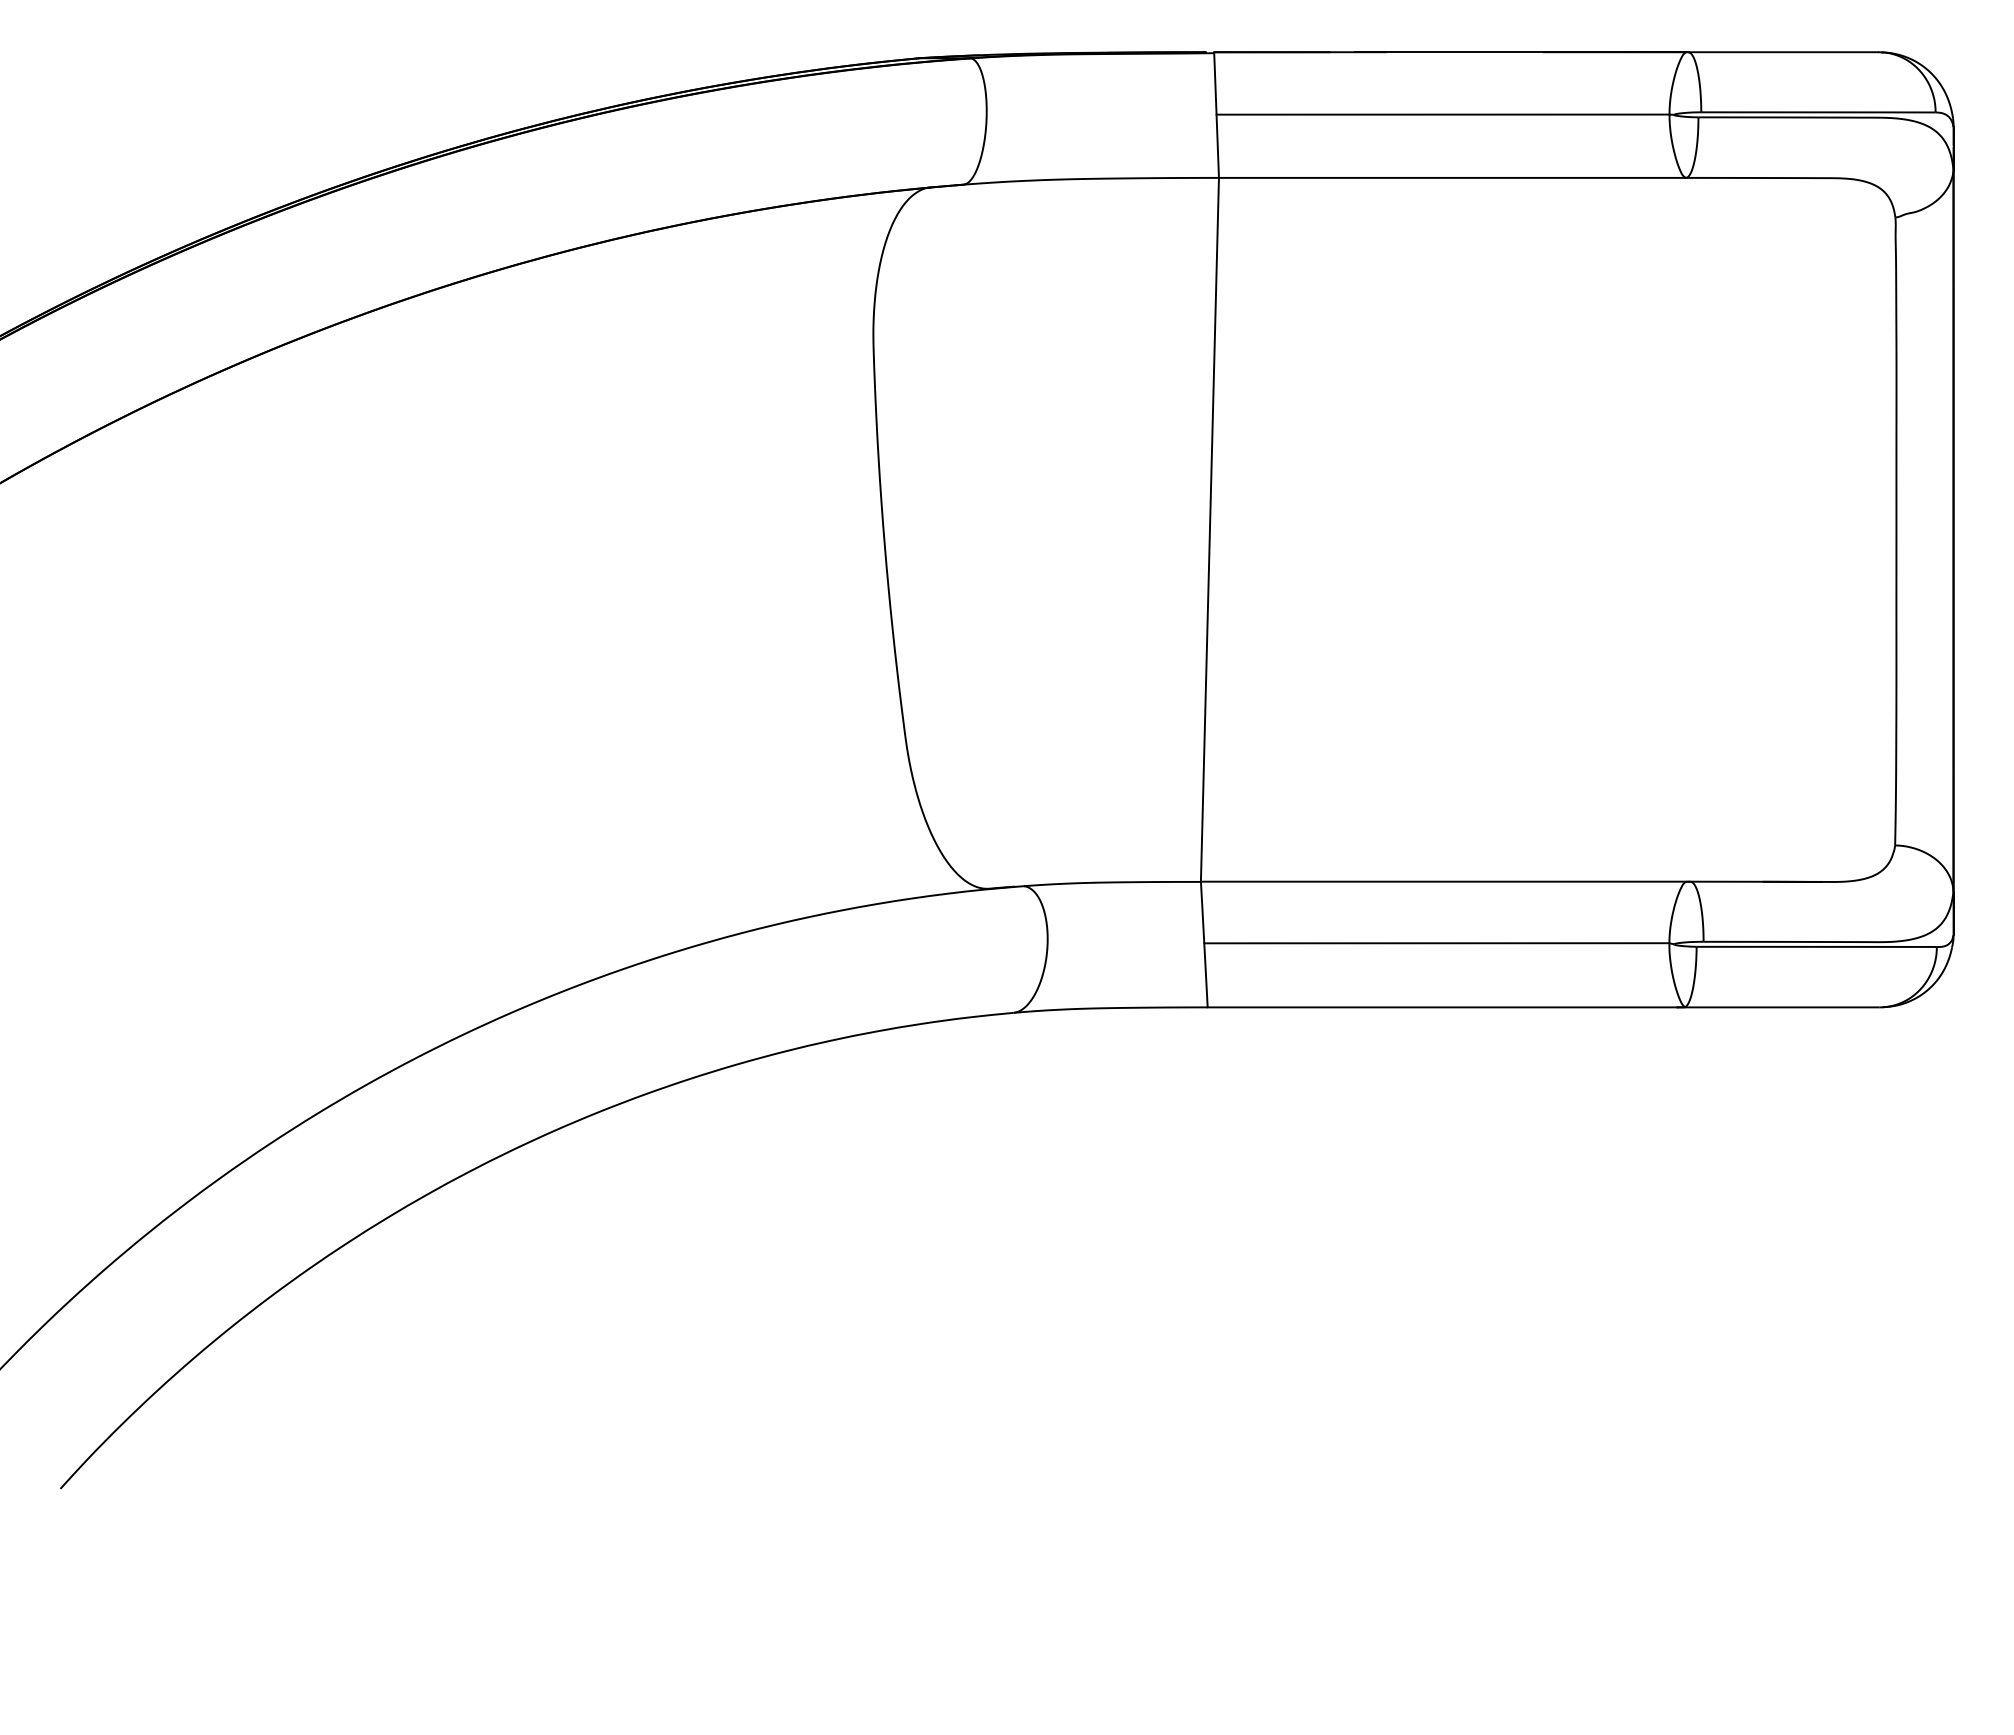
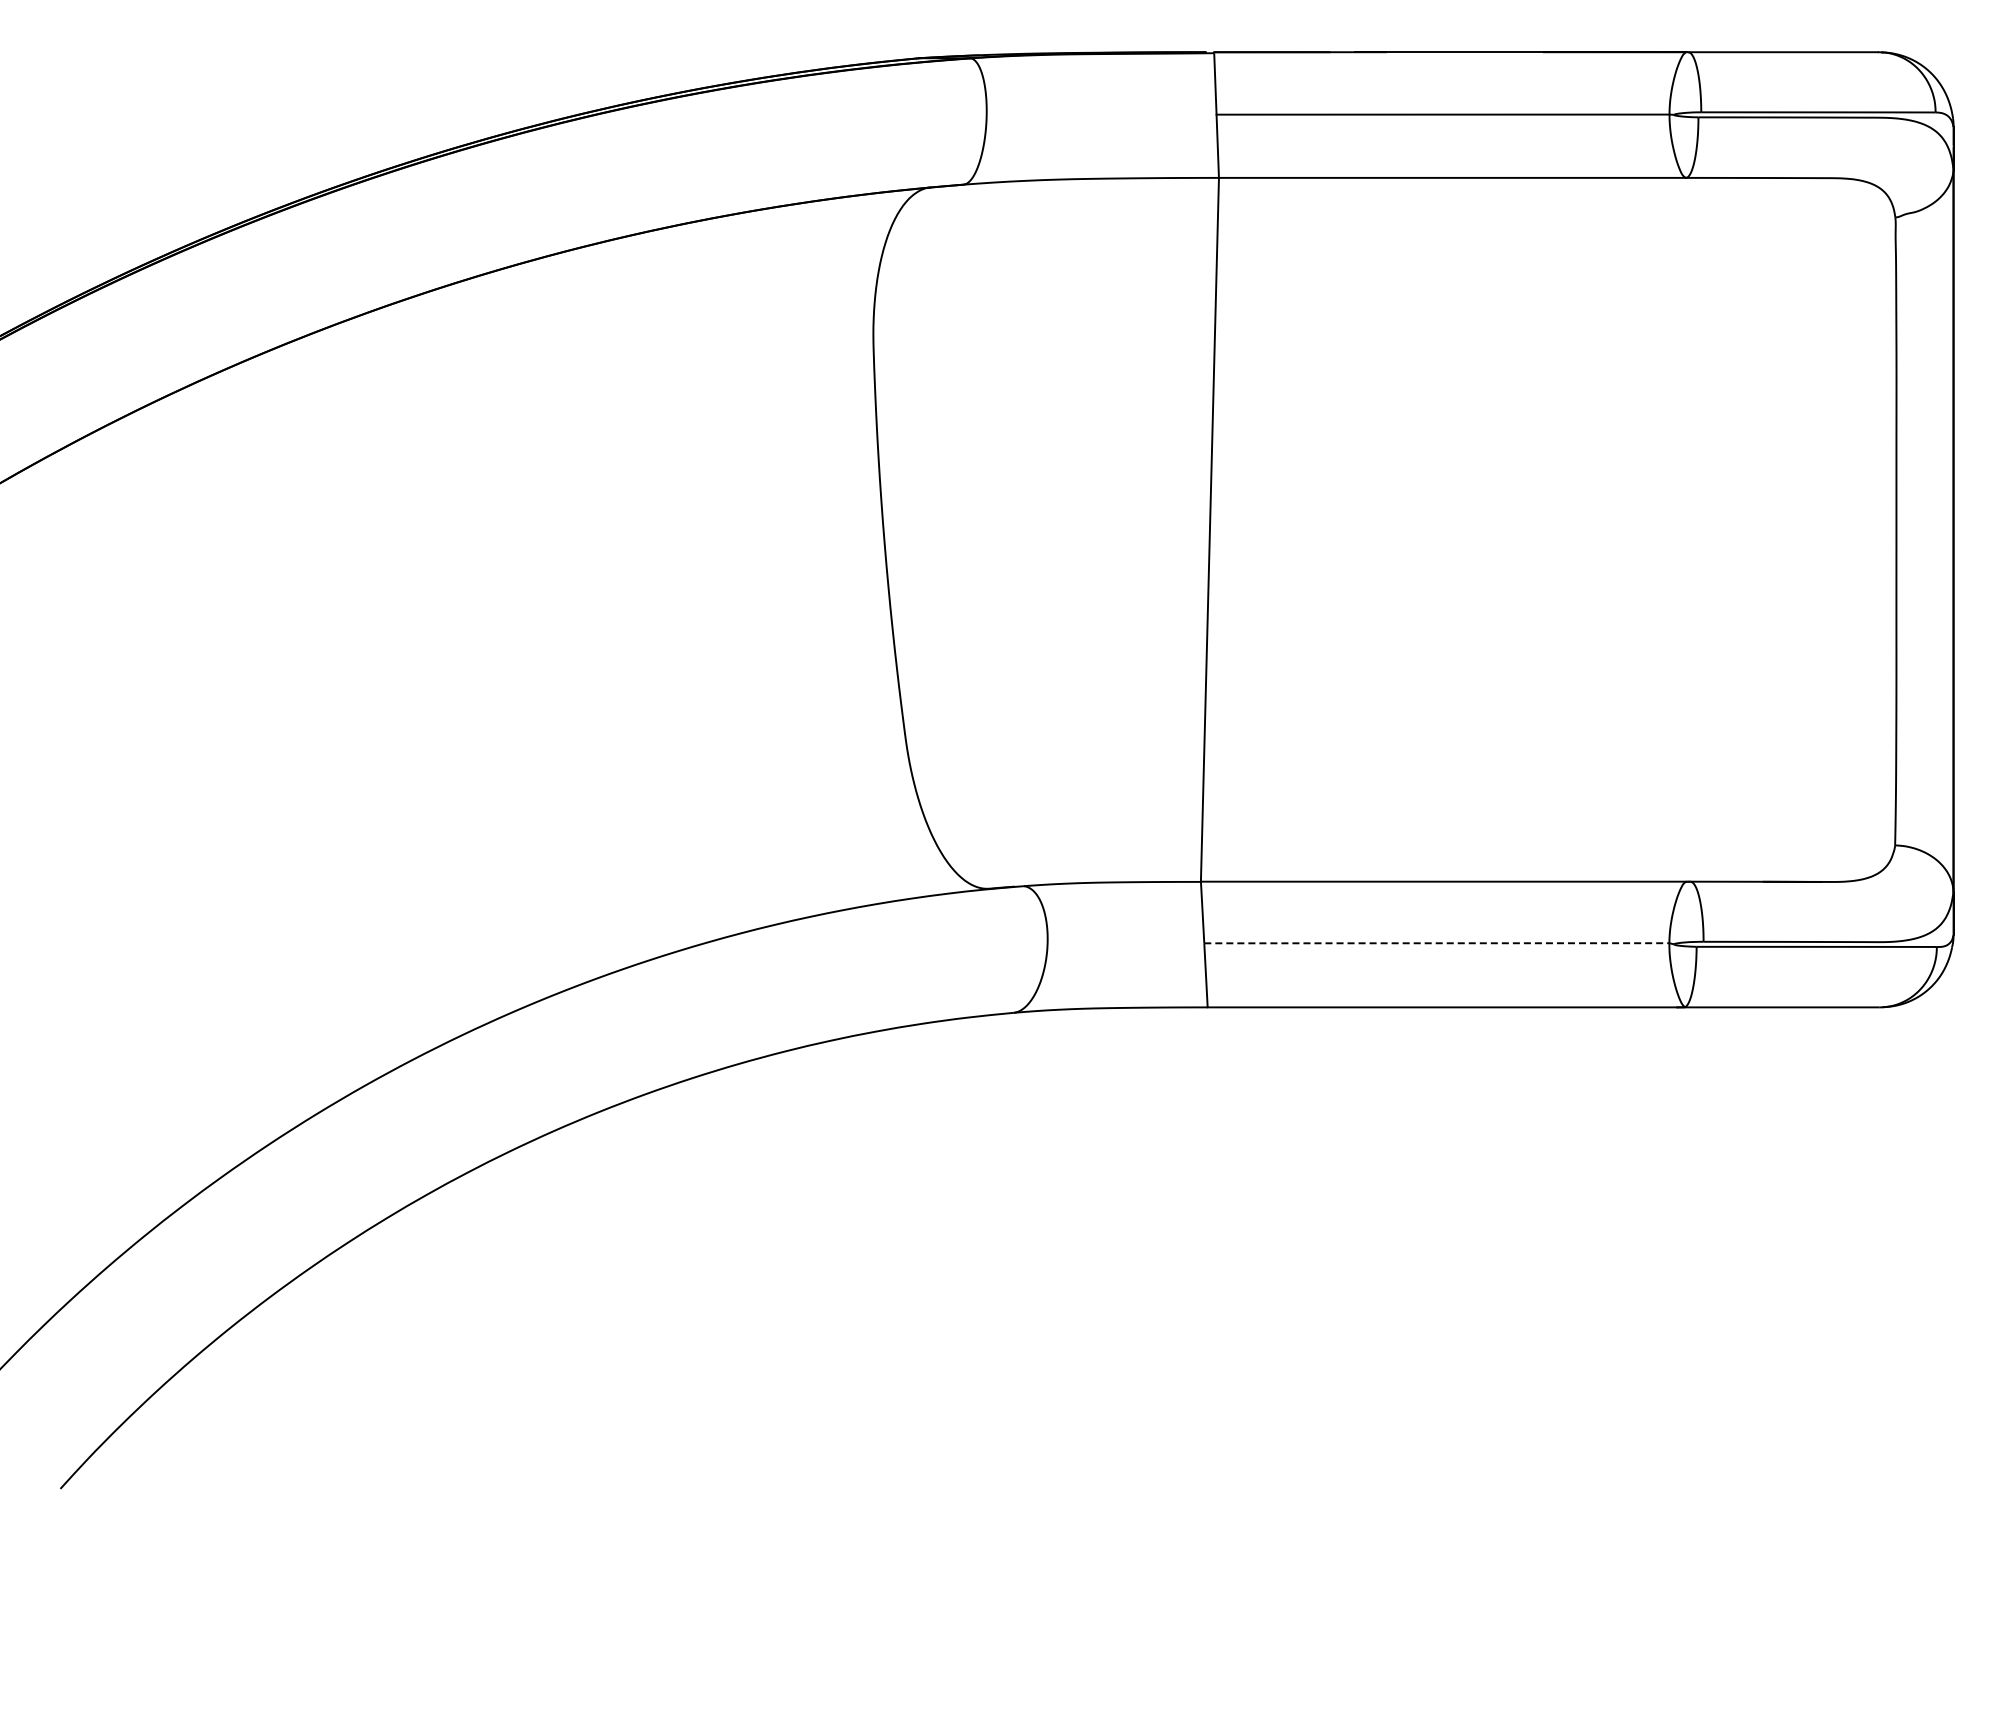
line: solid -> dashed (1436, 943)
